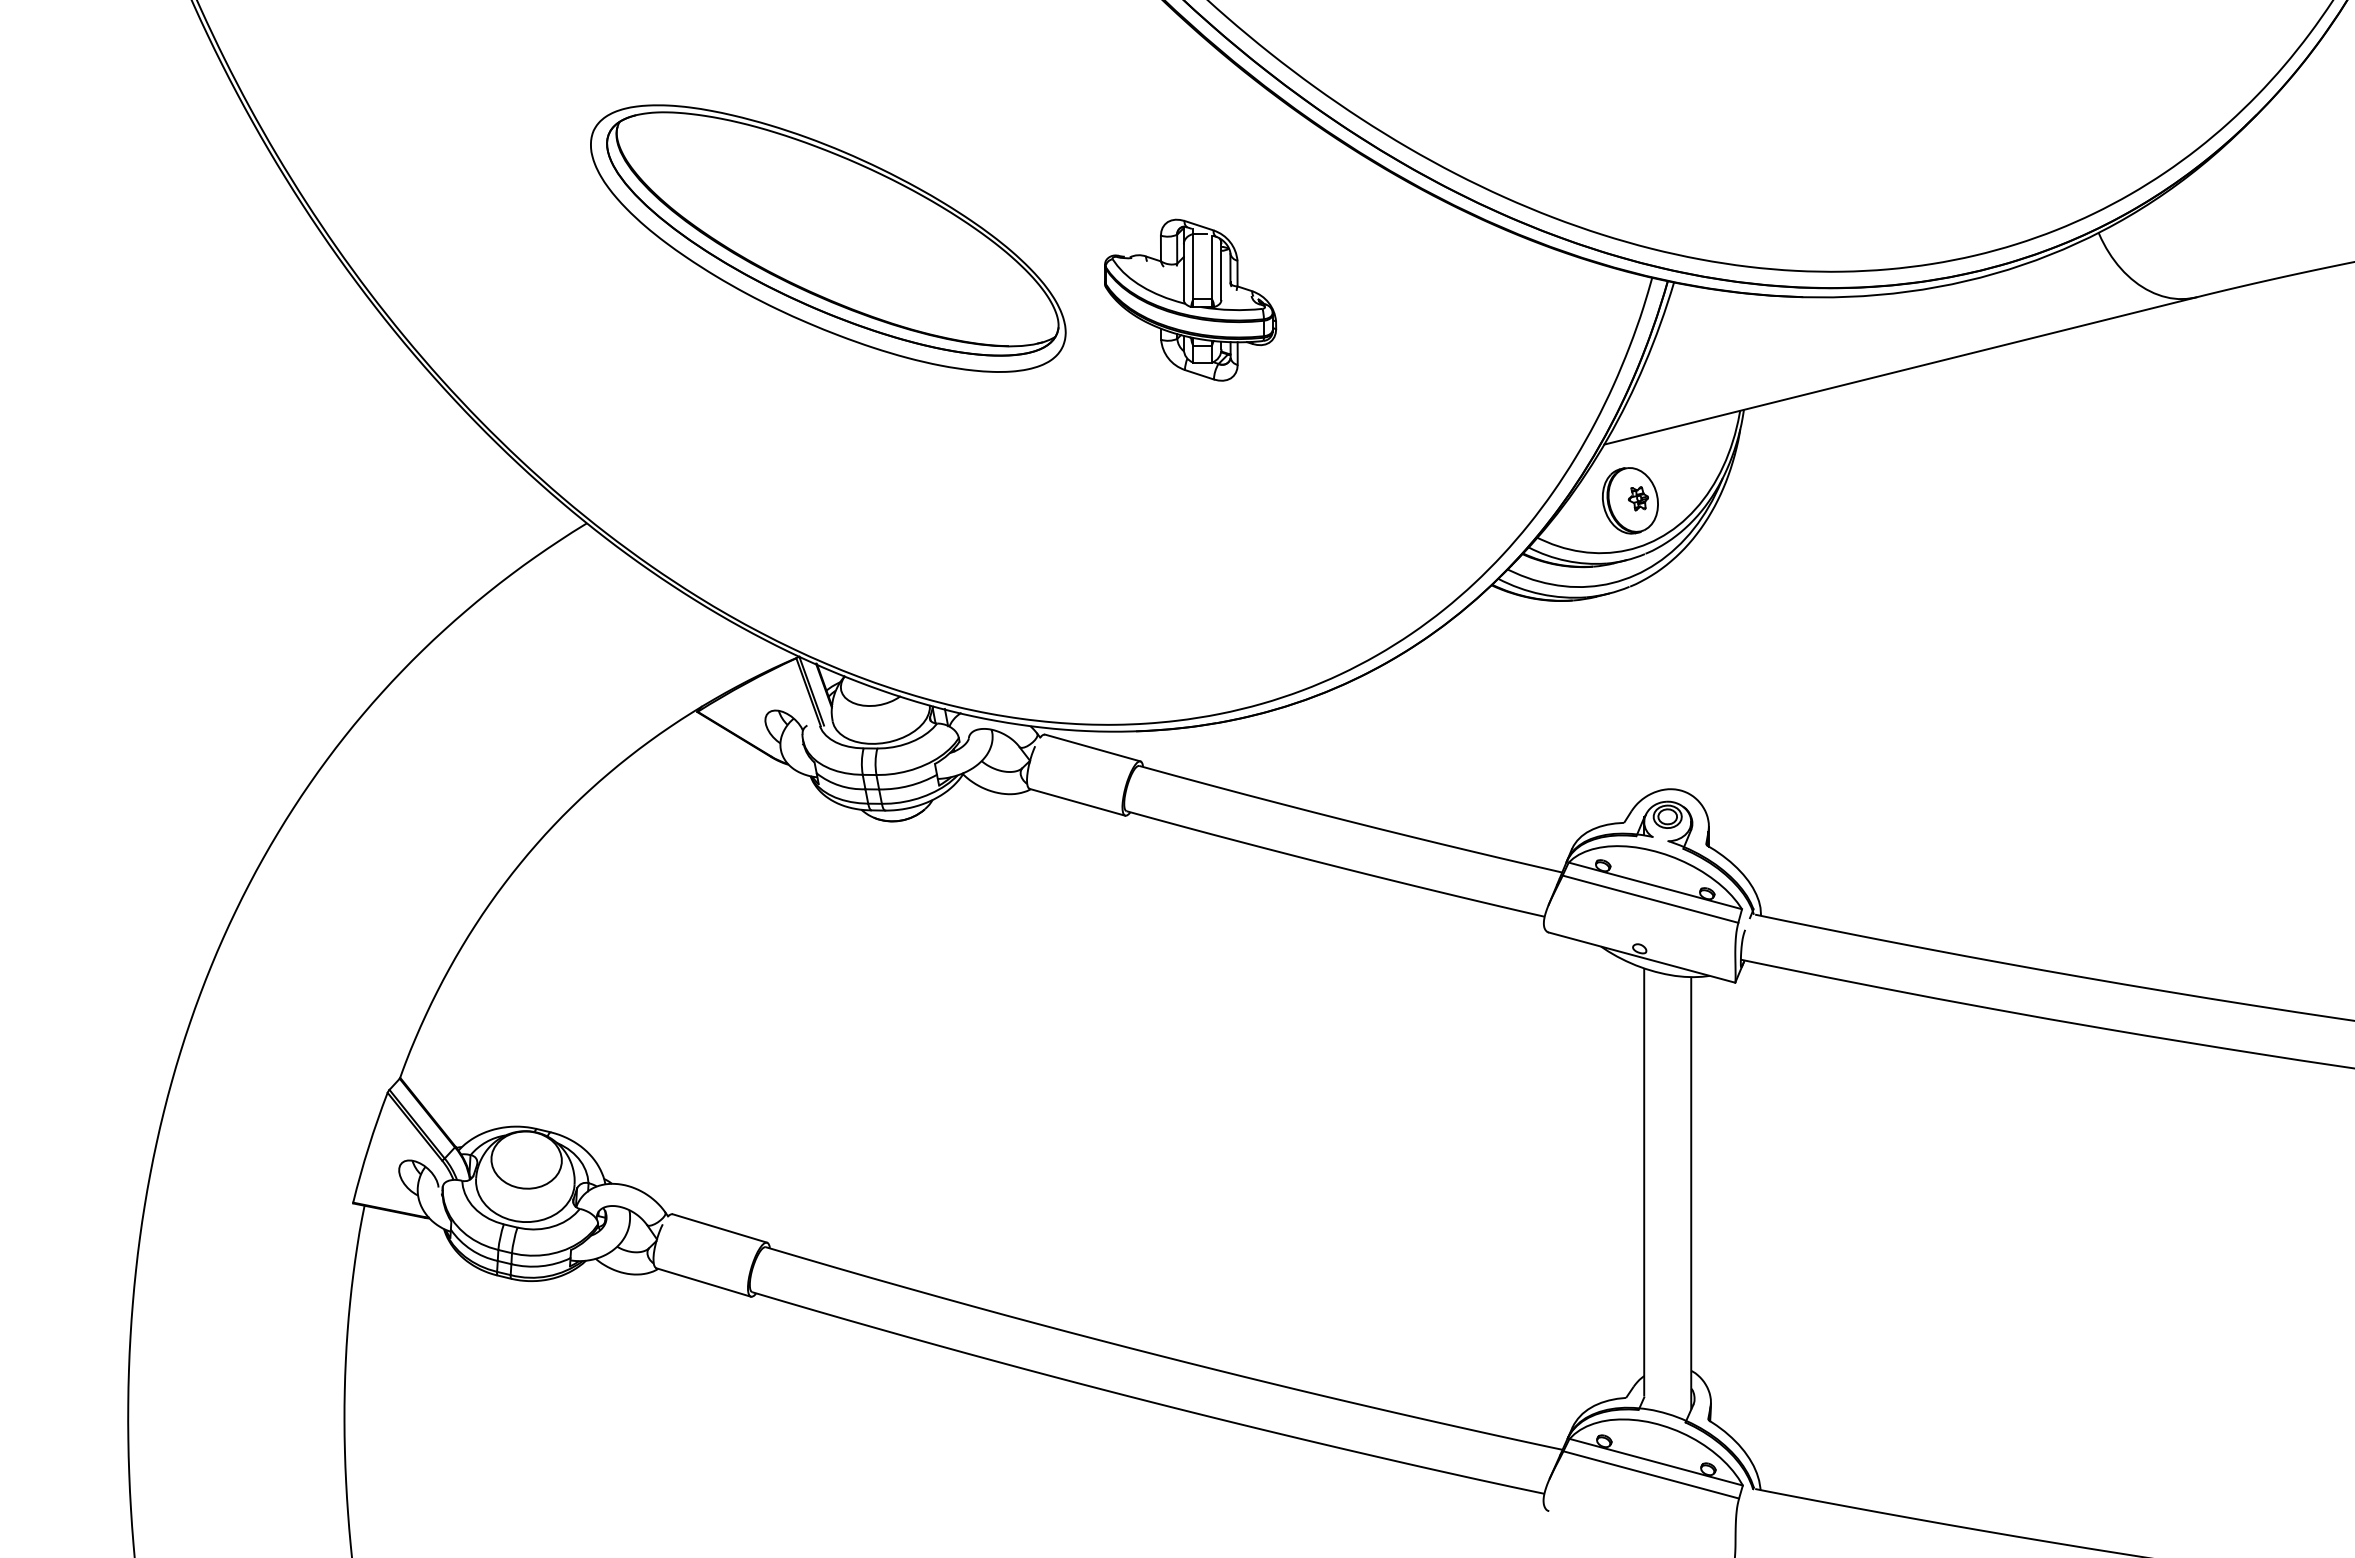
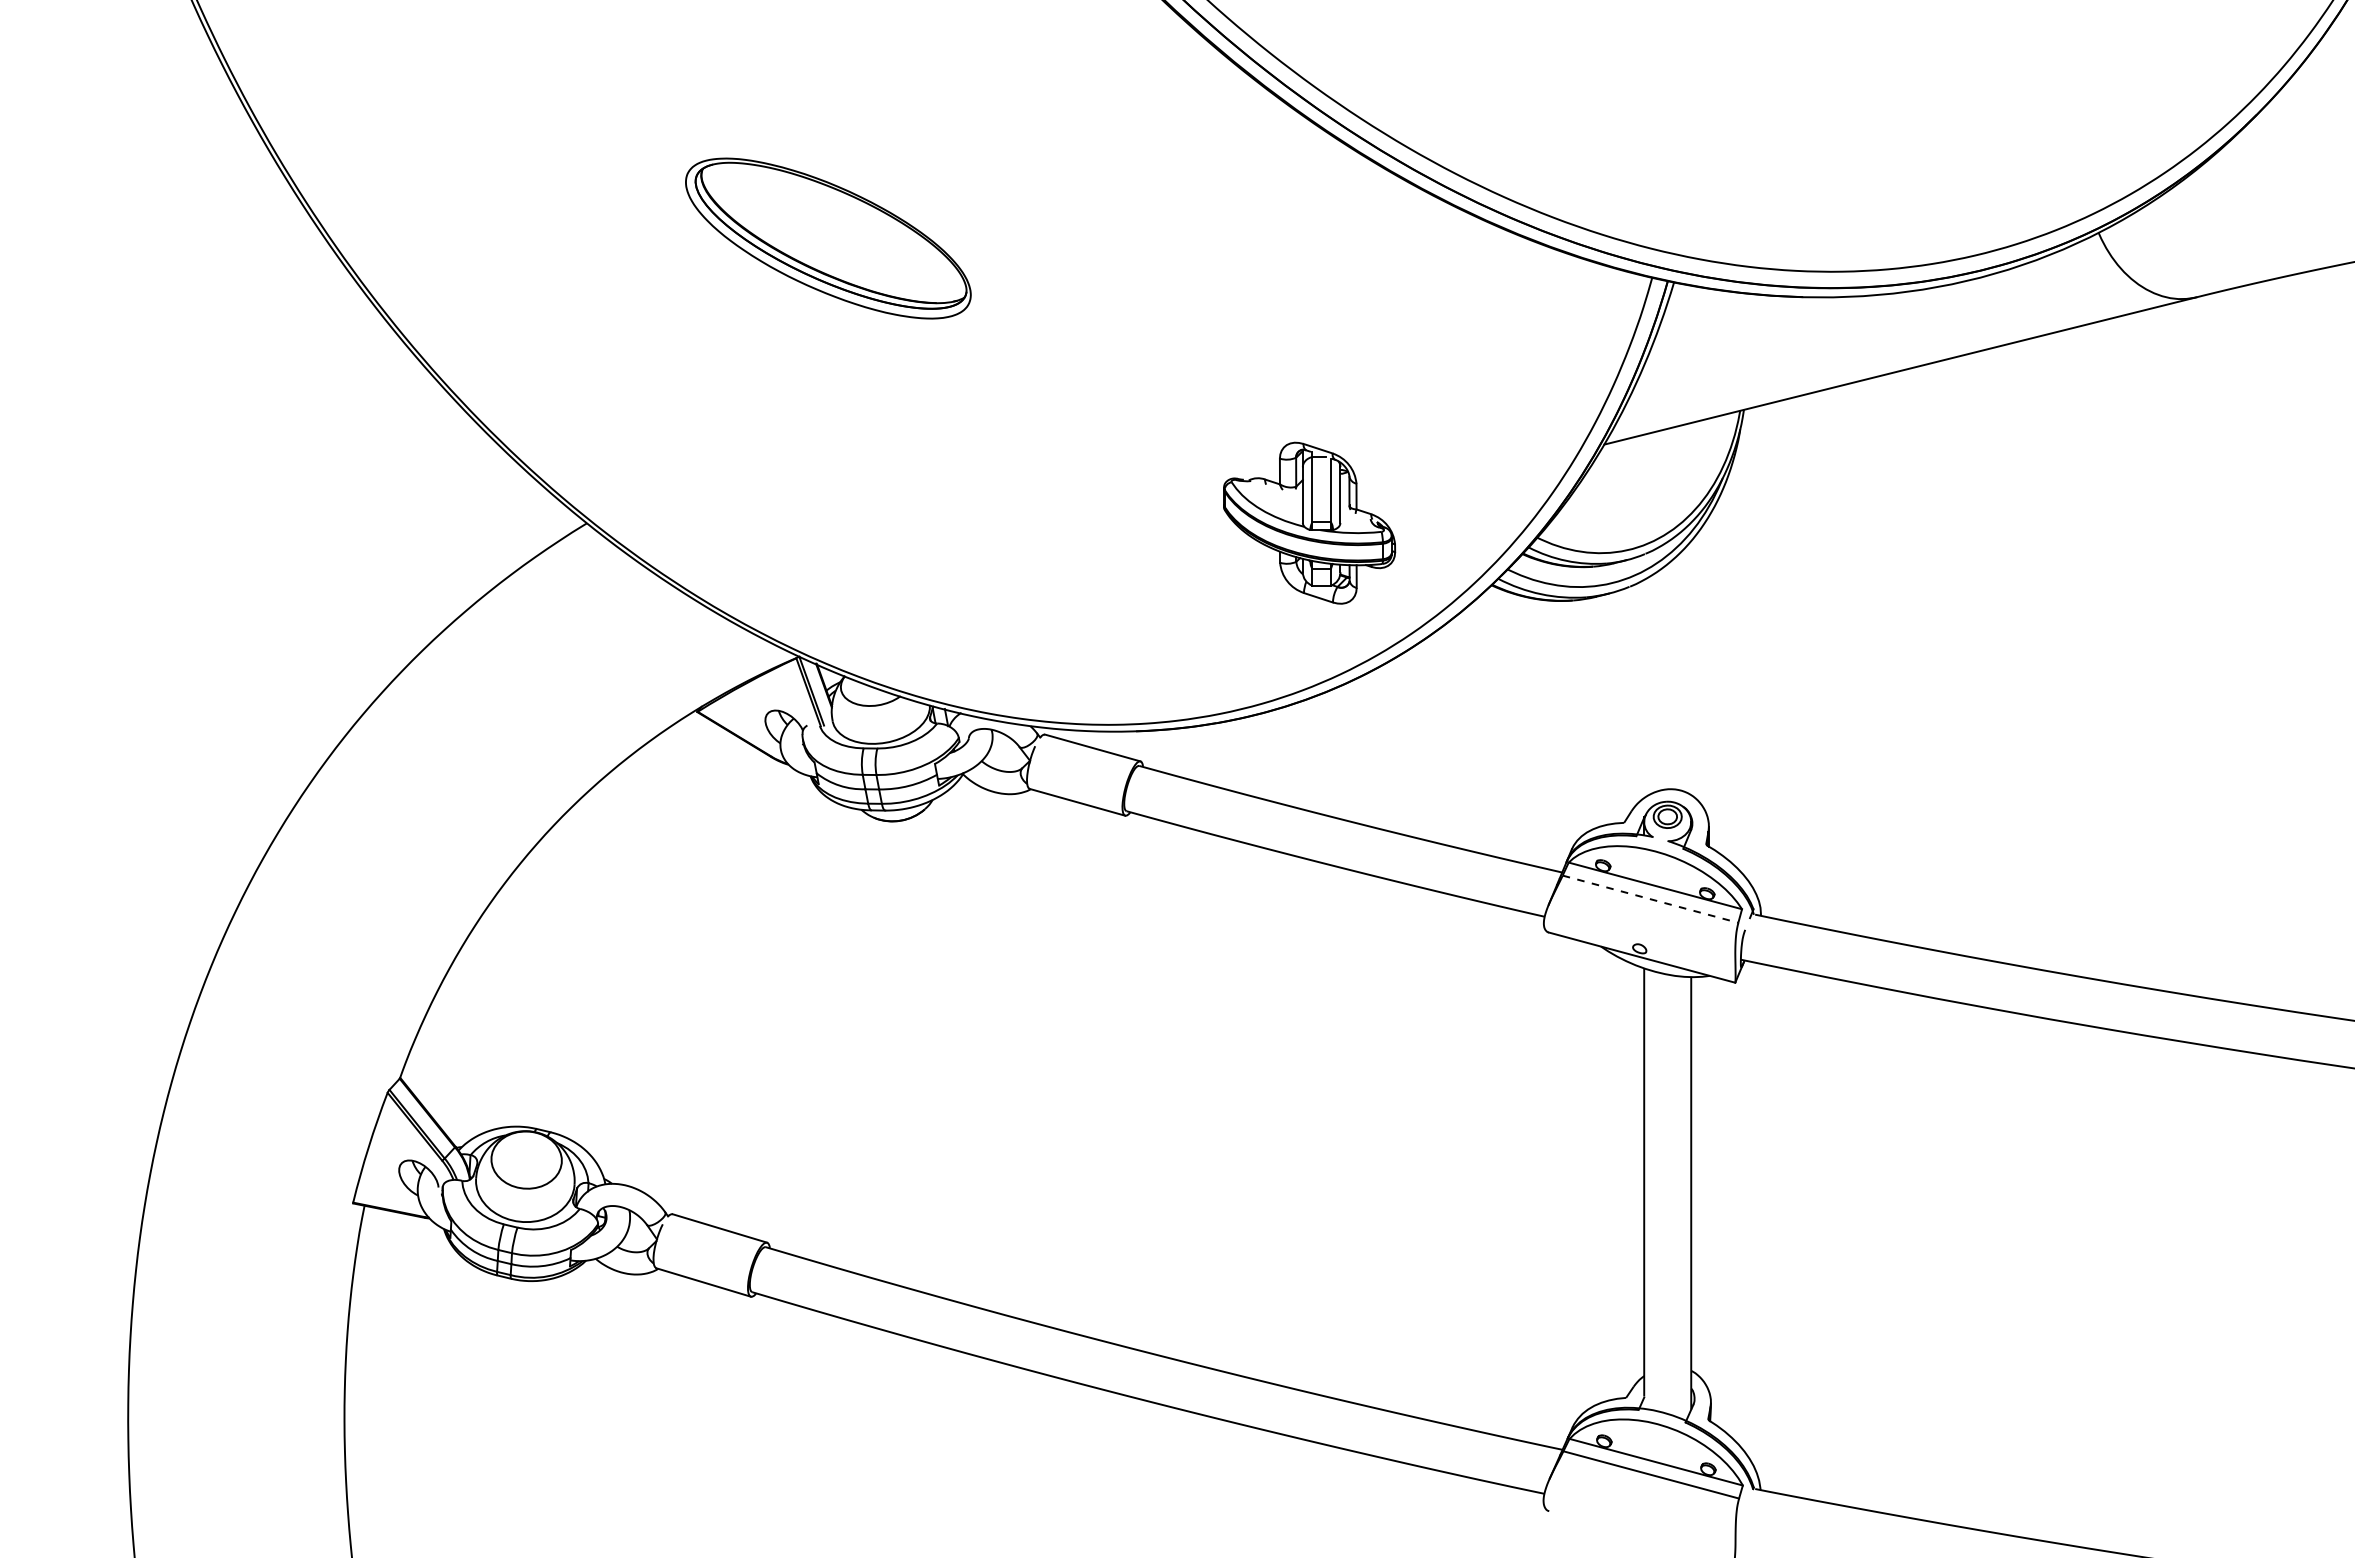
part size: 477x269 px -> 287x163 px (828, 238)
part position: (1190, 299) -> (1309, 522) (1309, 522)
part: present -> none (1630, 500)
line: solid -> dashed (1650, 899)
